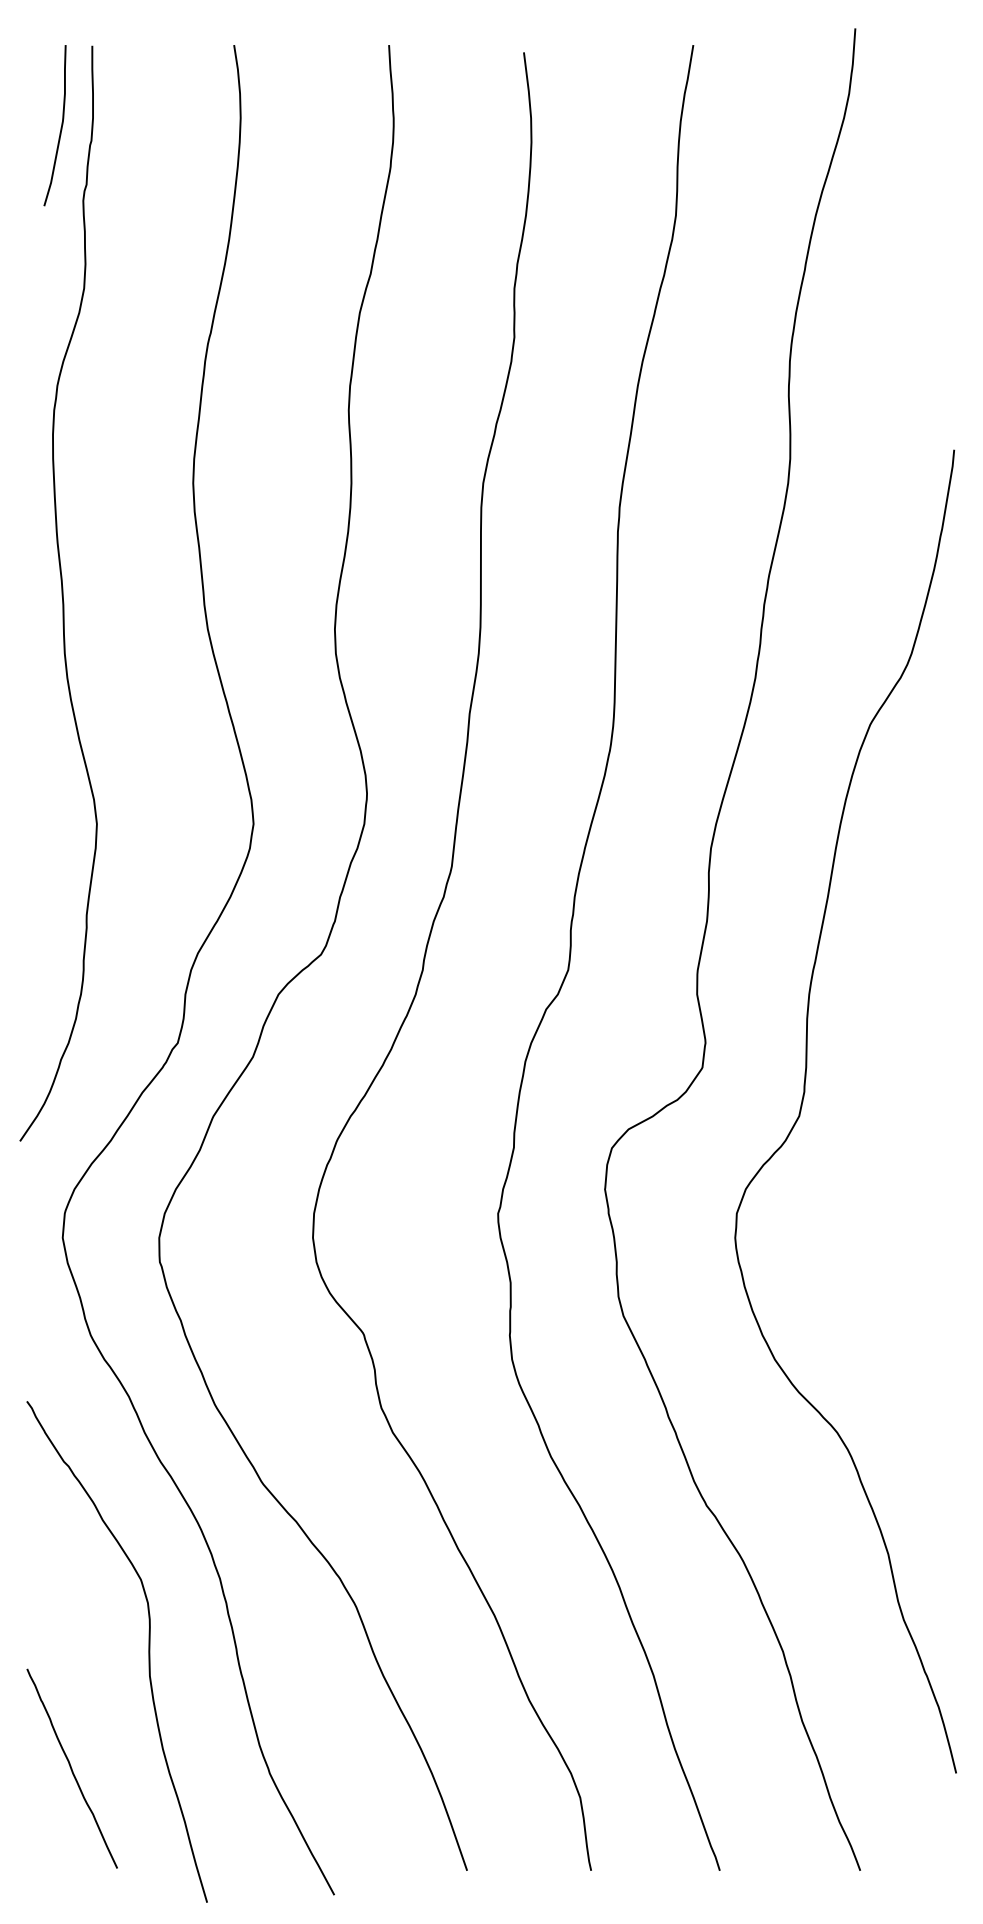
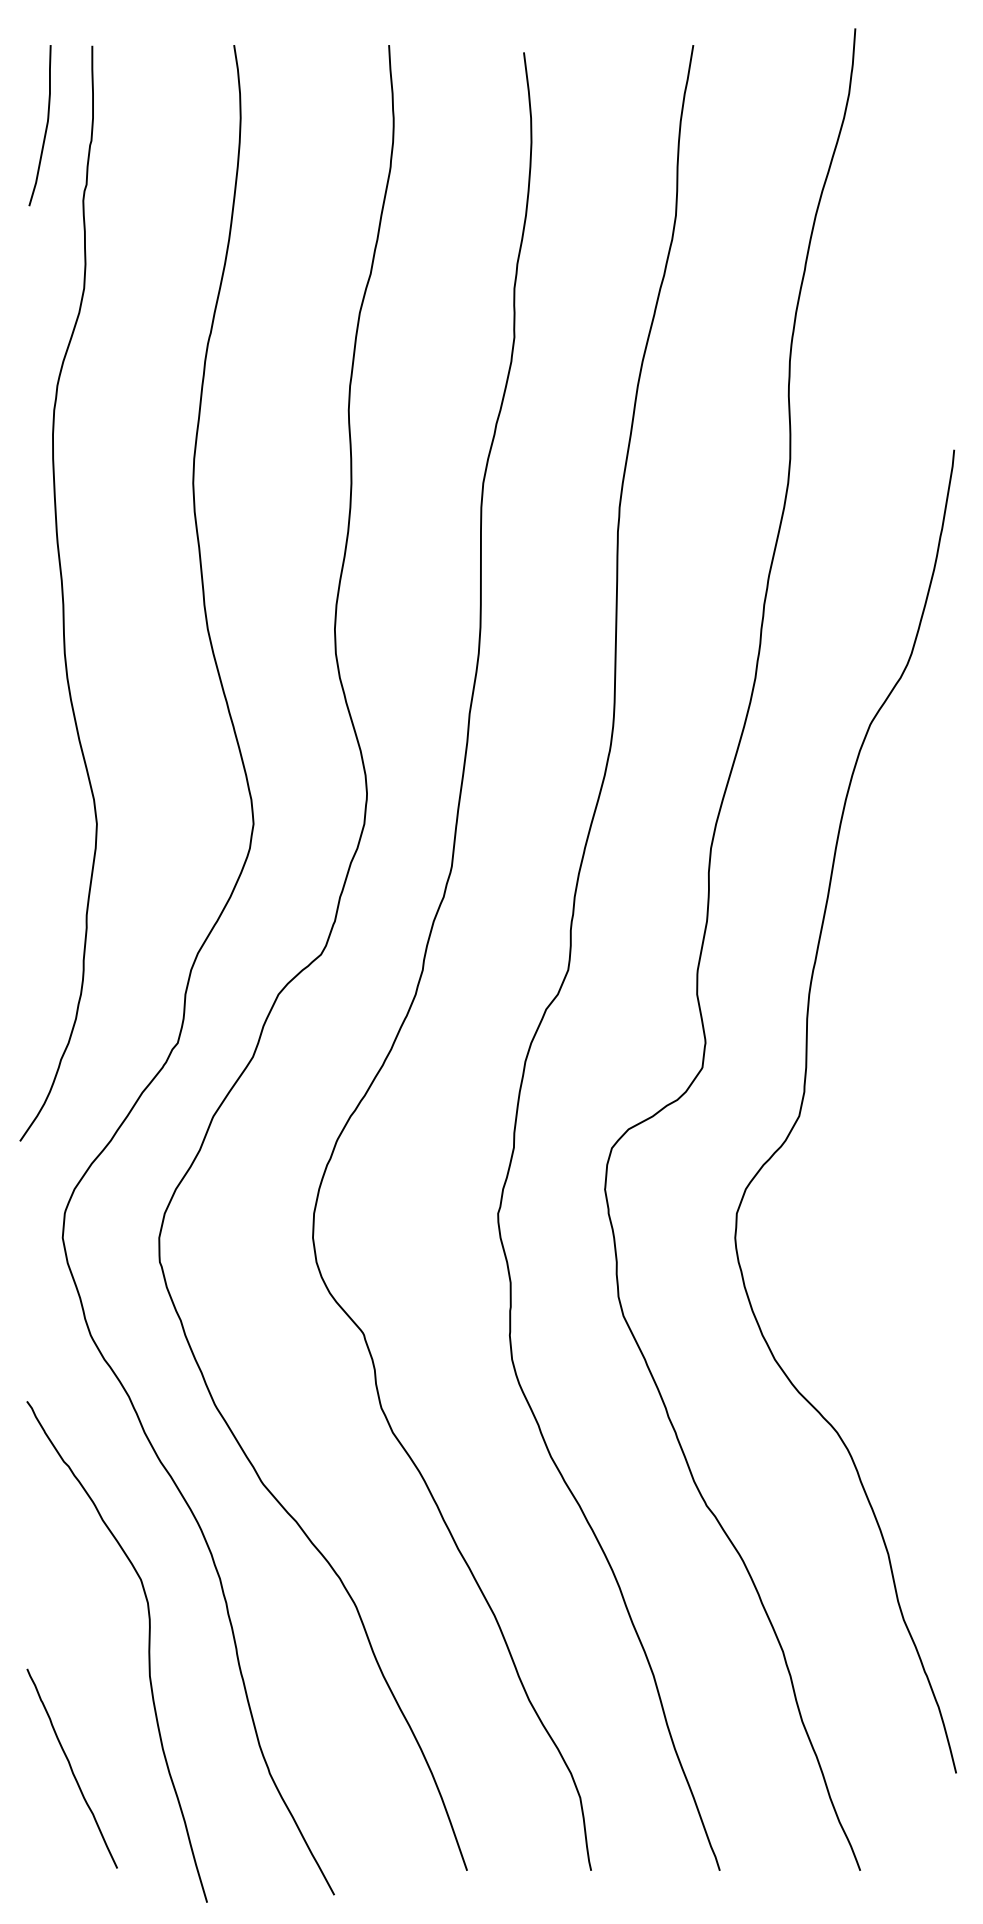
curve position: (60, 127) -> (45, 127) (45, 127)
